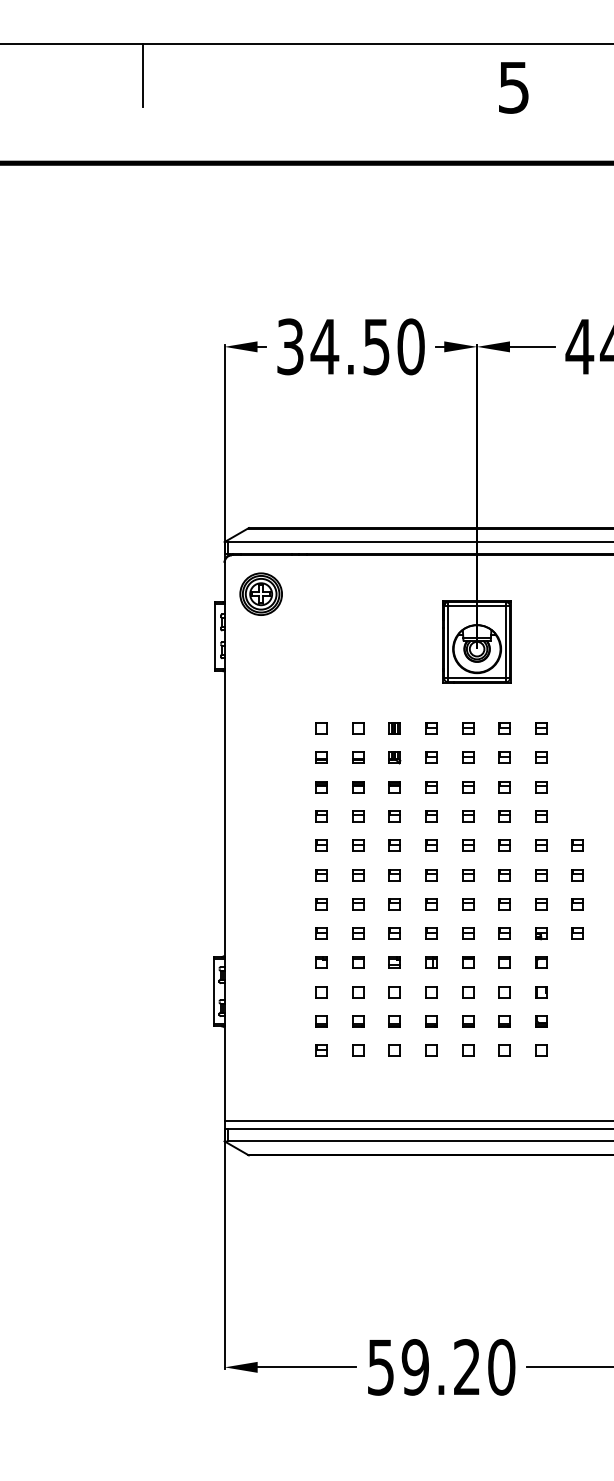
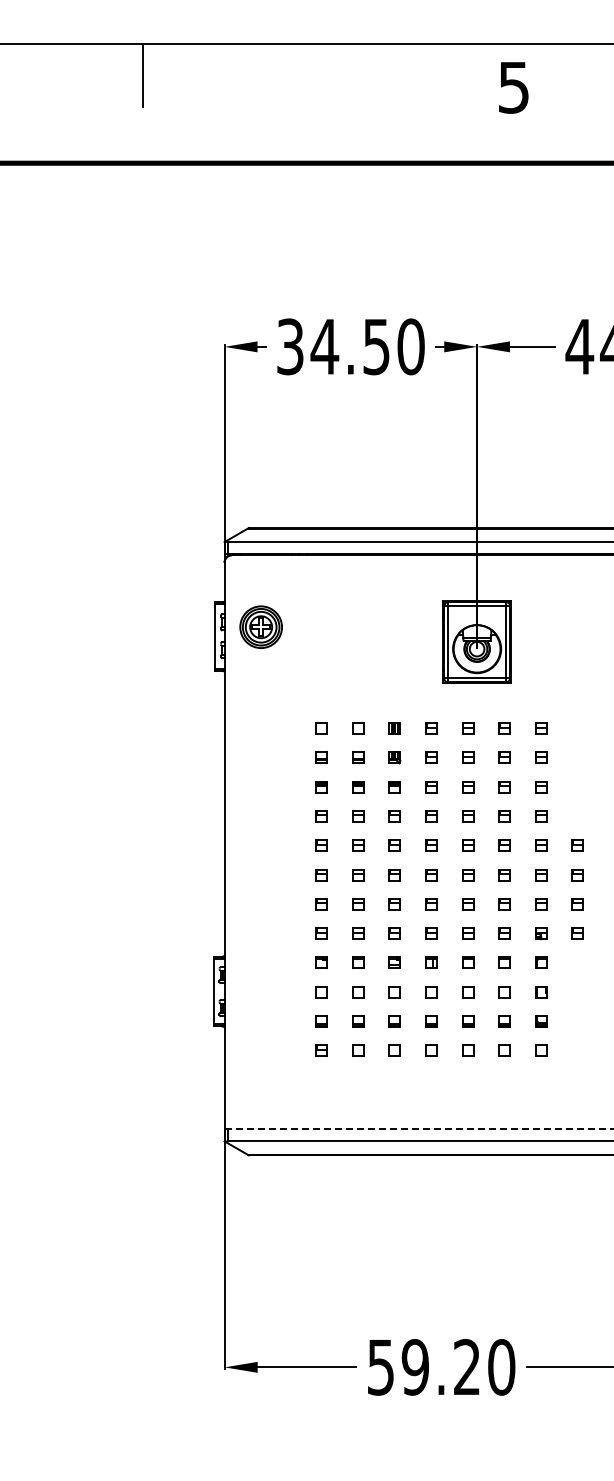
part position: (260, 593) -> (260, 626) (260, 626)
line: present -> none (417, 1120)
line: solid -> dashed (419, 1129)
